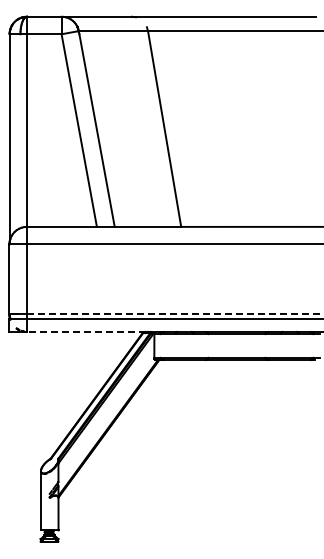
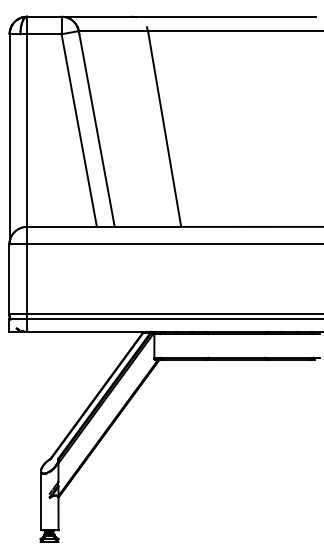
line: dashed -> solid (175, 314)
line: dashed -> solid (85, 331)
